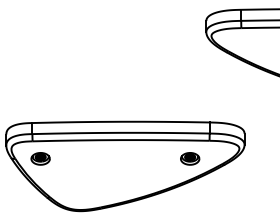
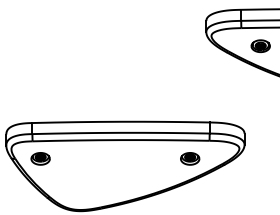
part: none -> present (260, 45)
